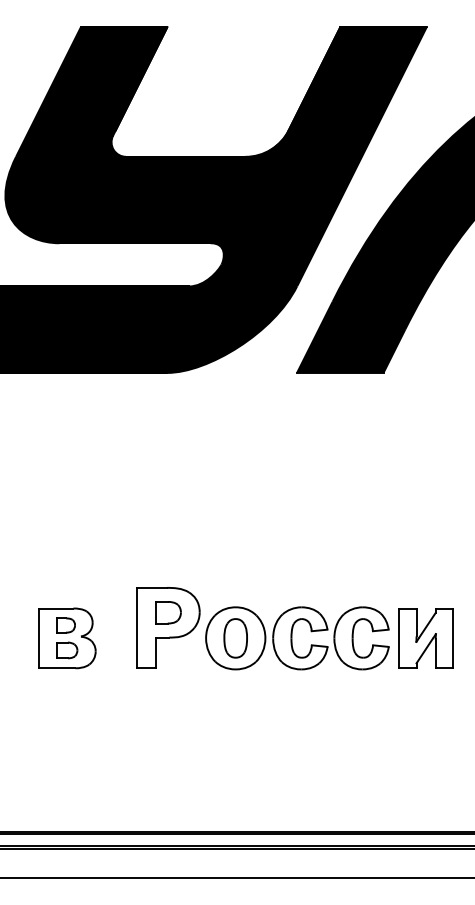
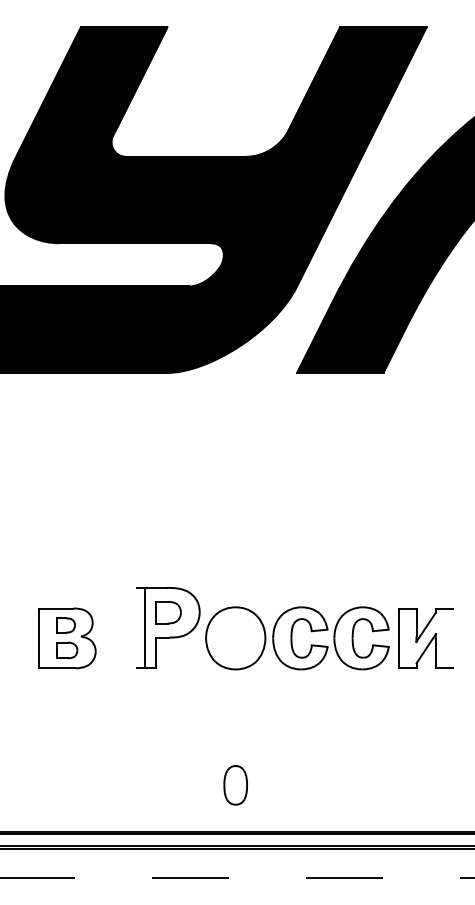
line position: (137, 627) -> (145, 627) (145, 627)
part position: (235, 638) -> (235, 785) (235, 785)
line: present -> none (453, 638)
line: solid -> dashed (237, 877)
